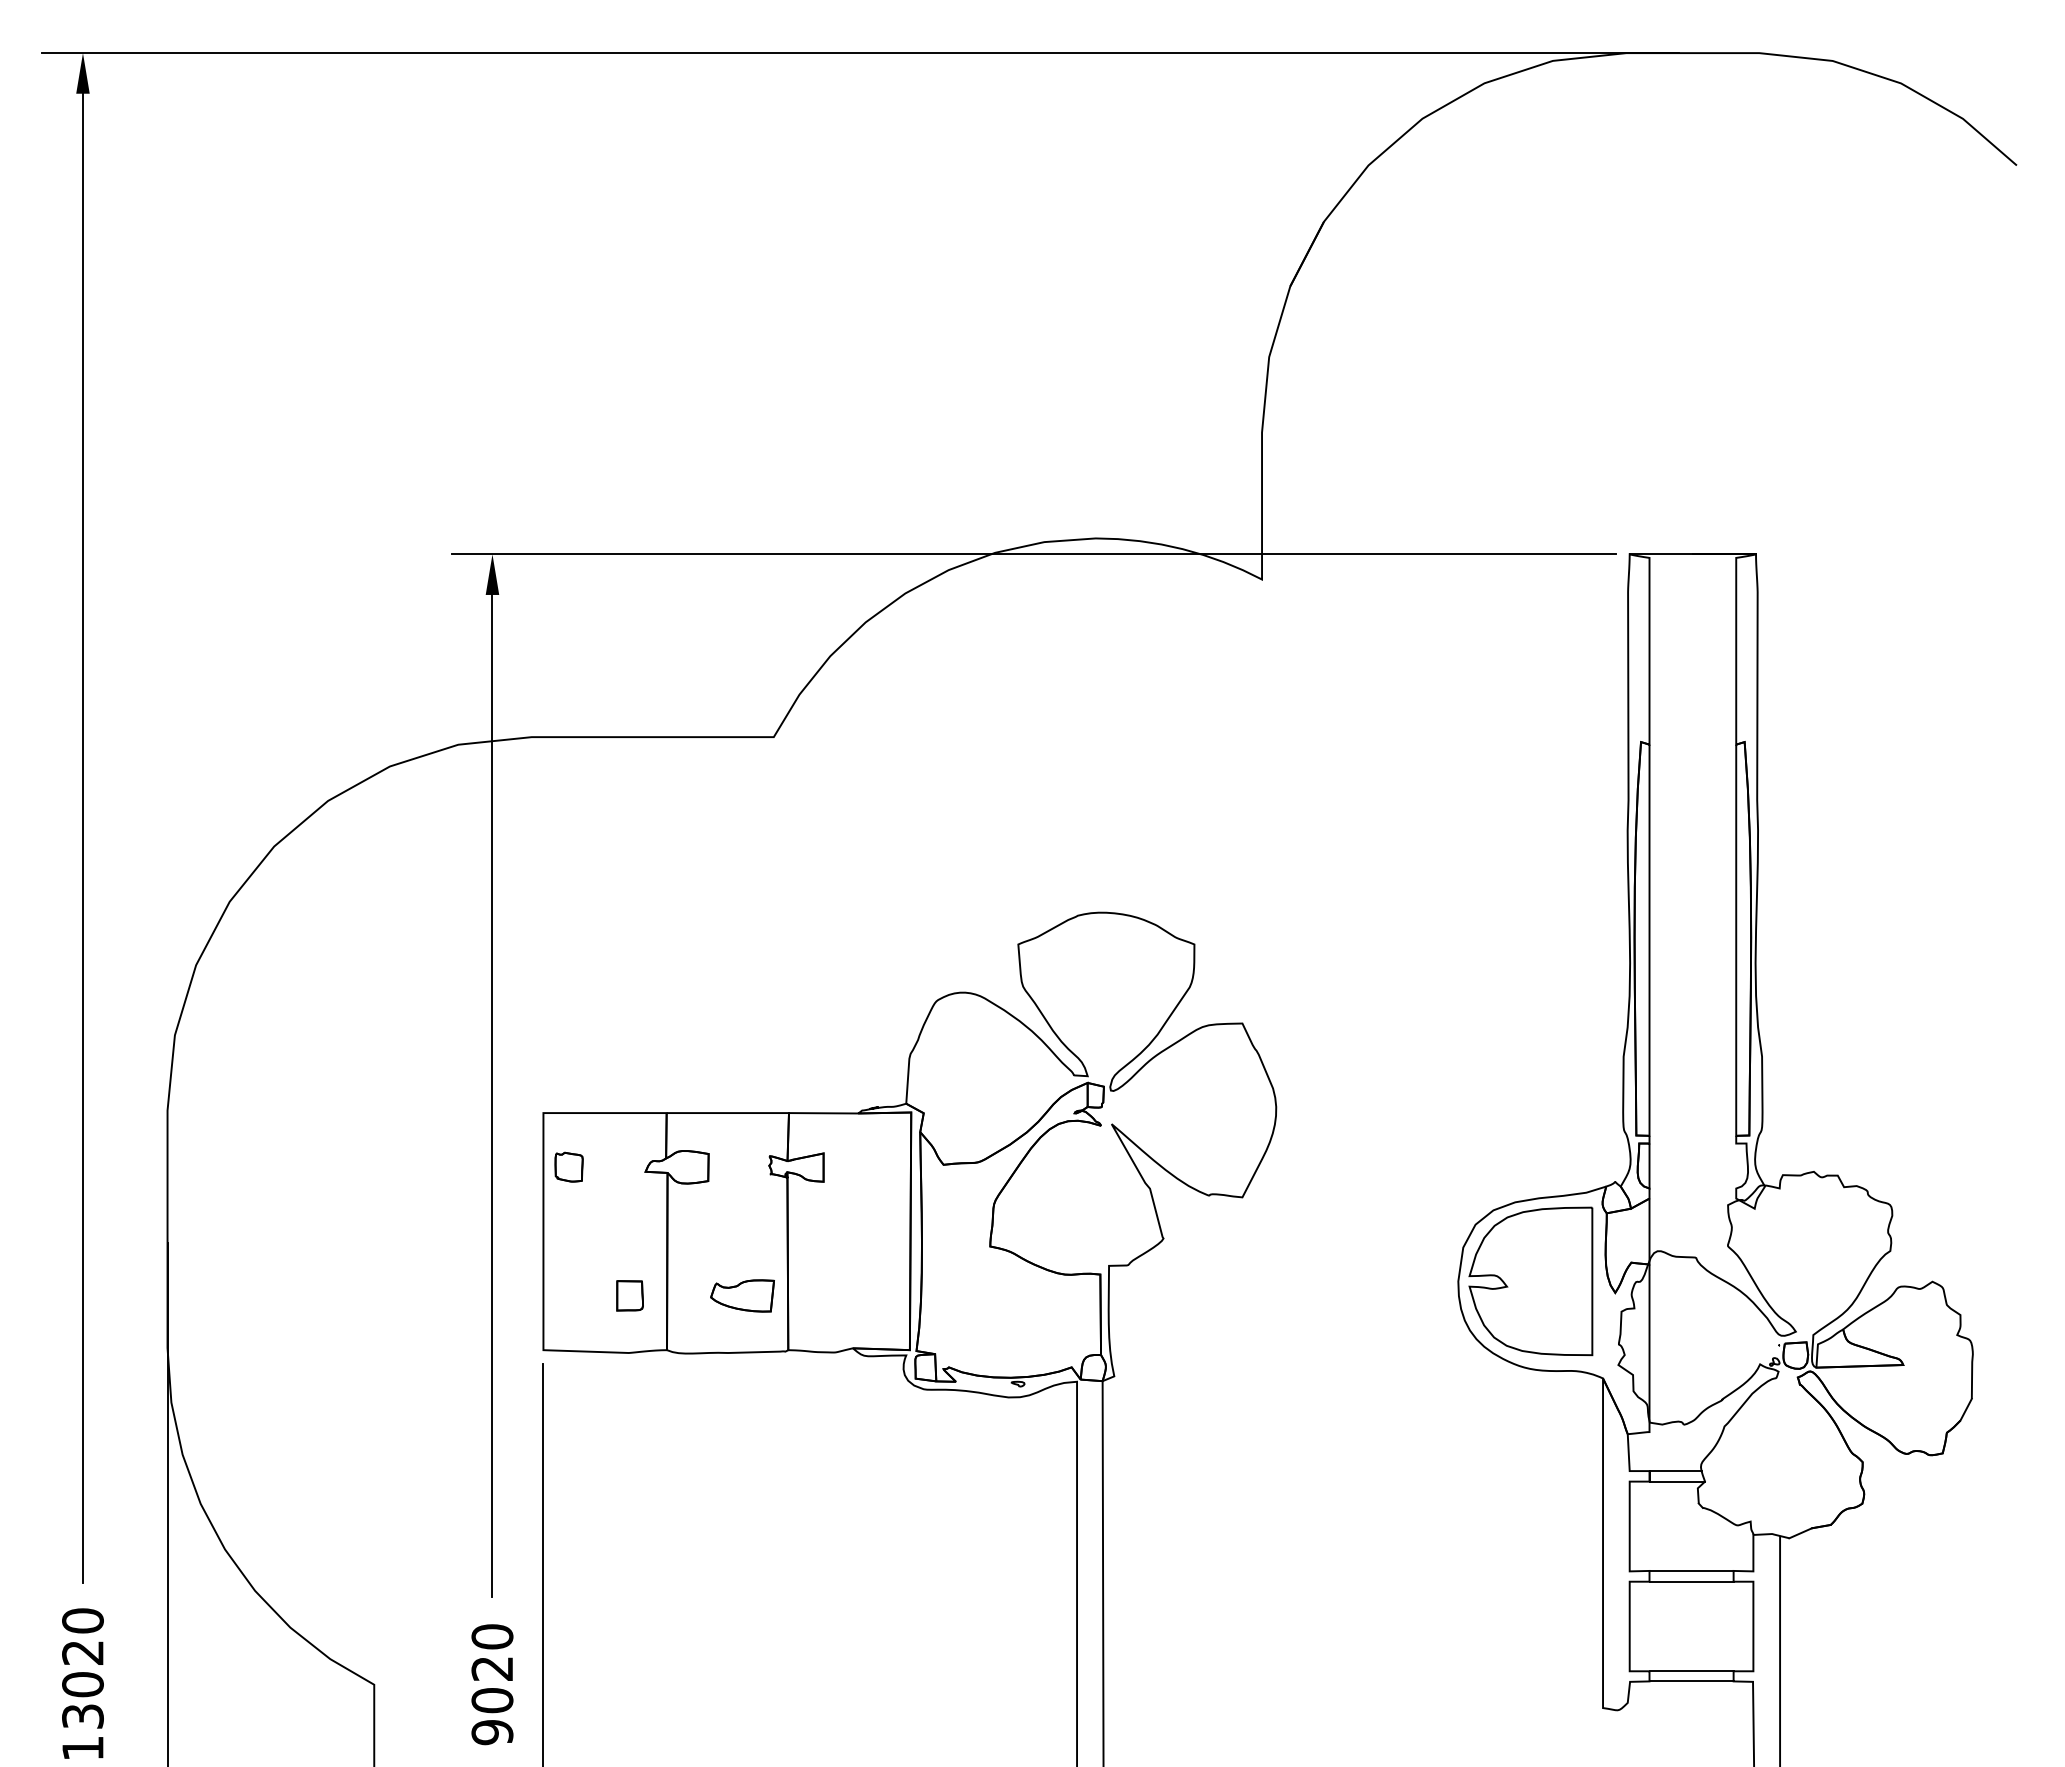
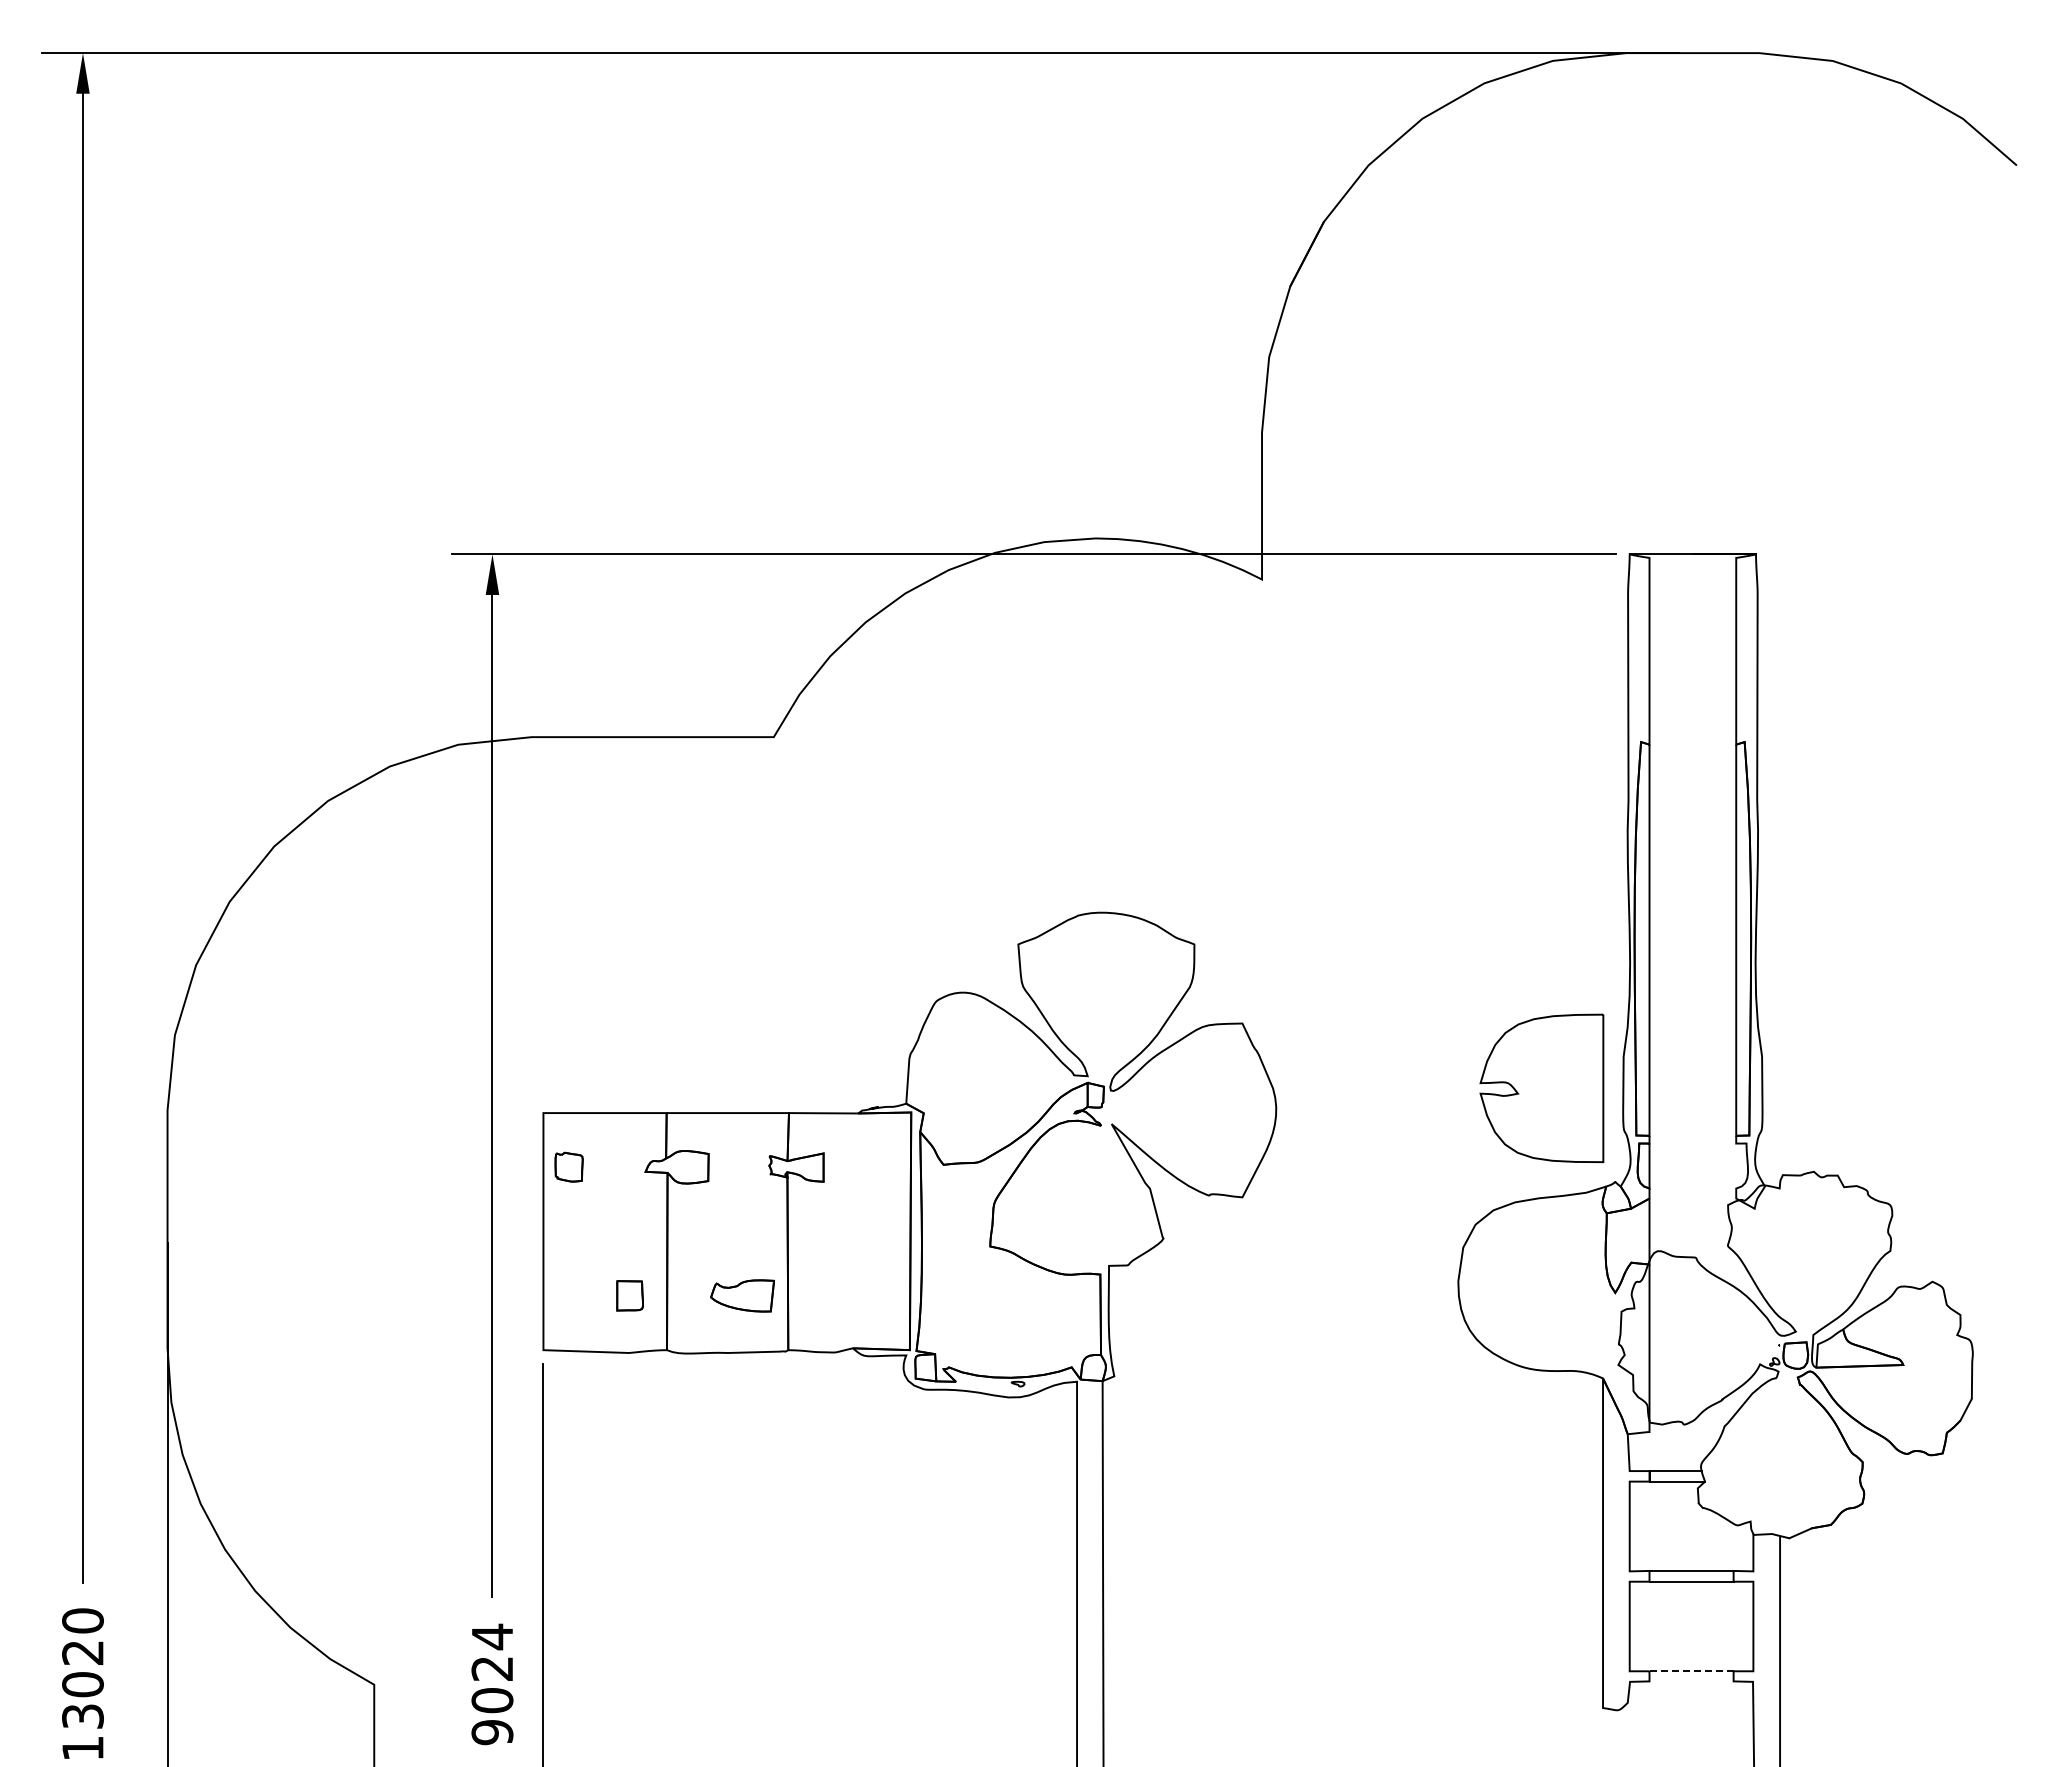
part position: (1530, 1281) -> (1541, 1088) (1541, 1088)
text: 9020 -> 9024 (492, 1636)
line: solid -> dashed (1691, 1670)
line: present -> none (1691, 1681)
